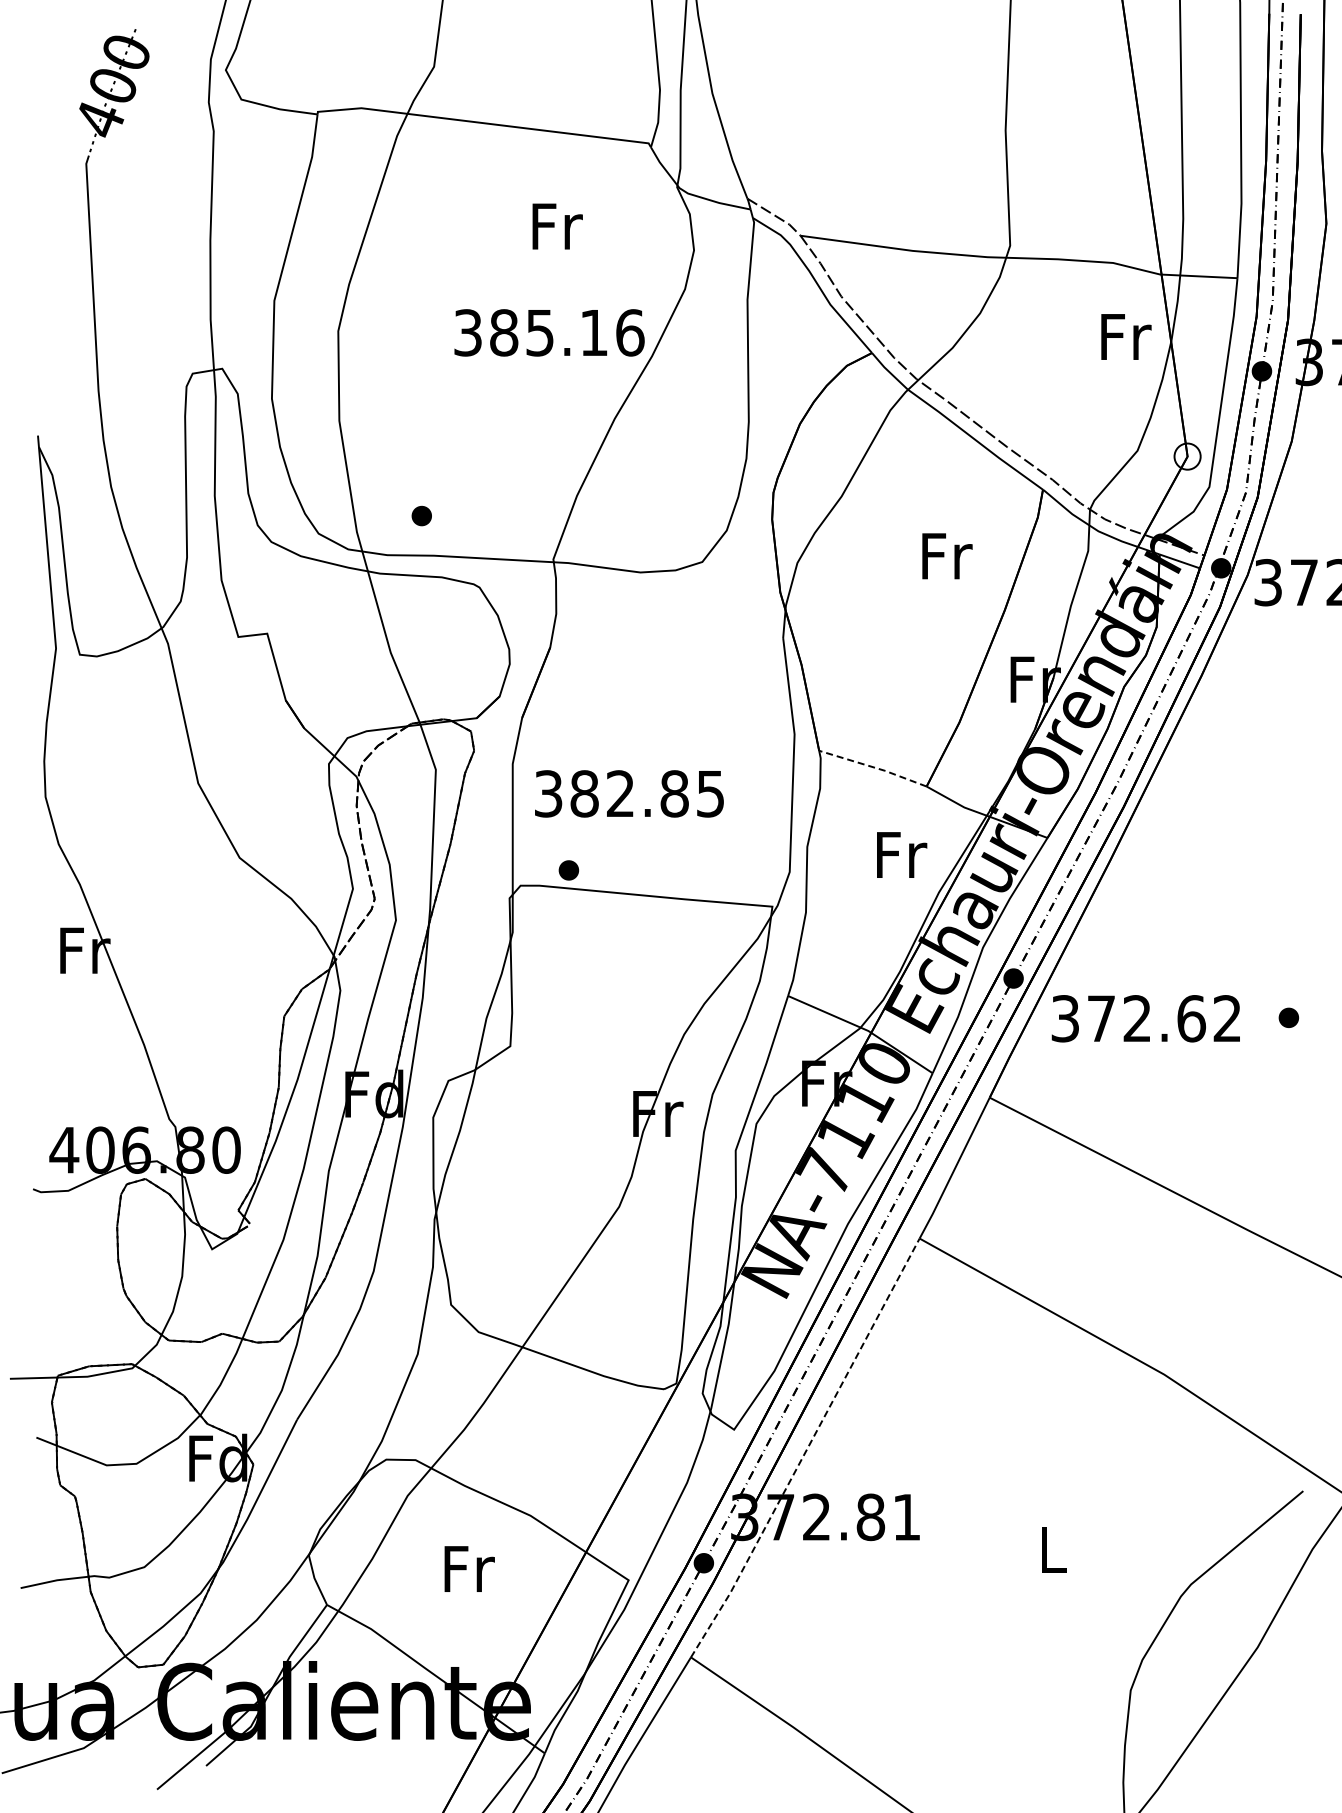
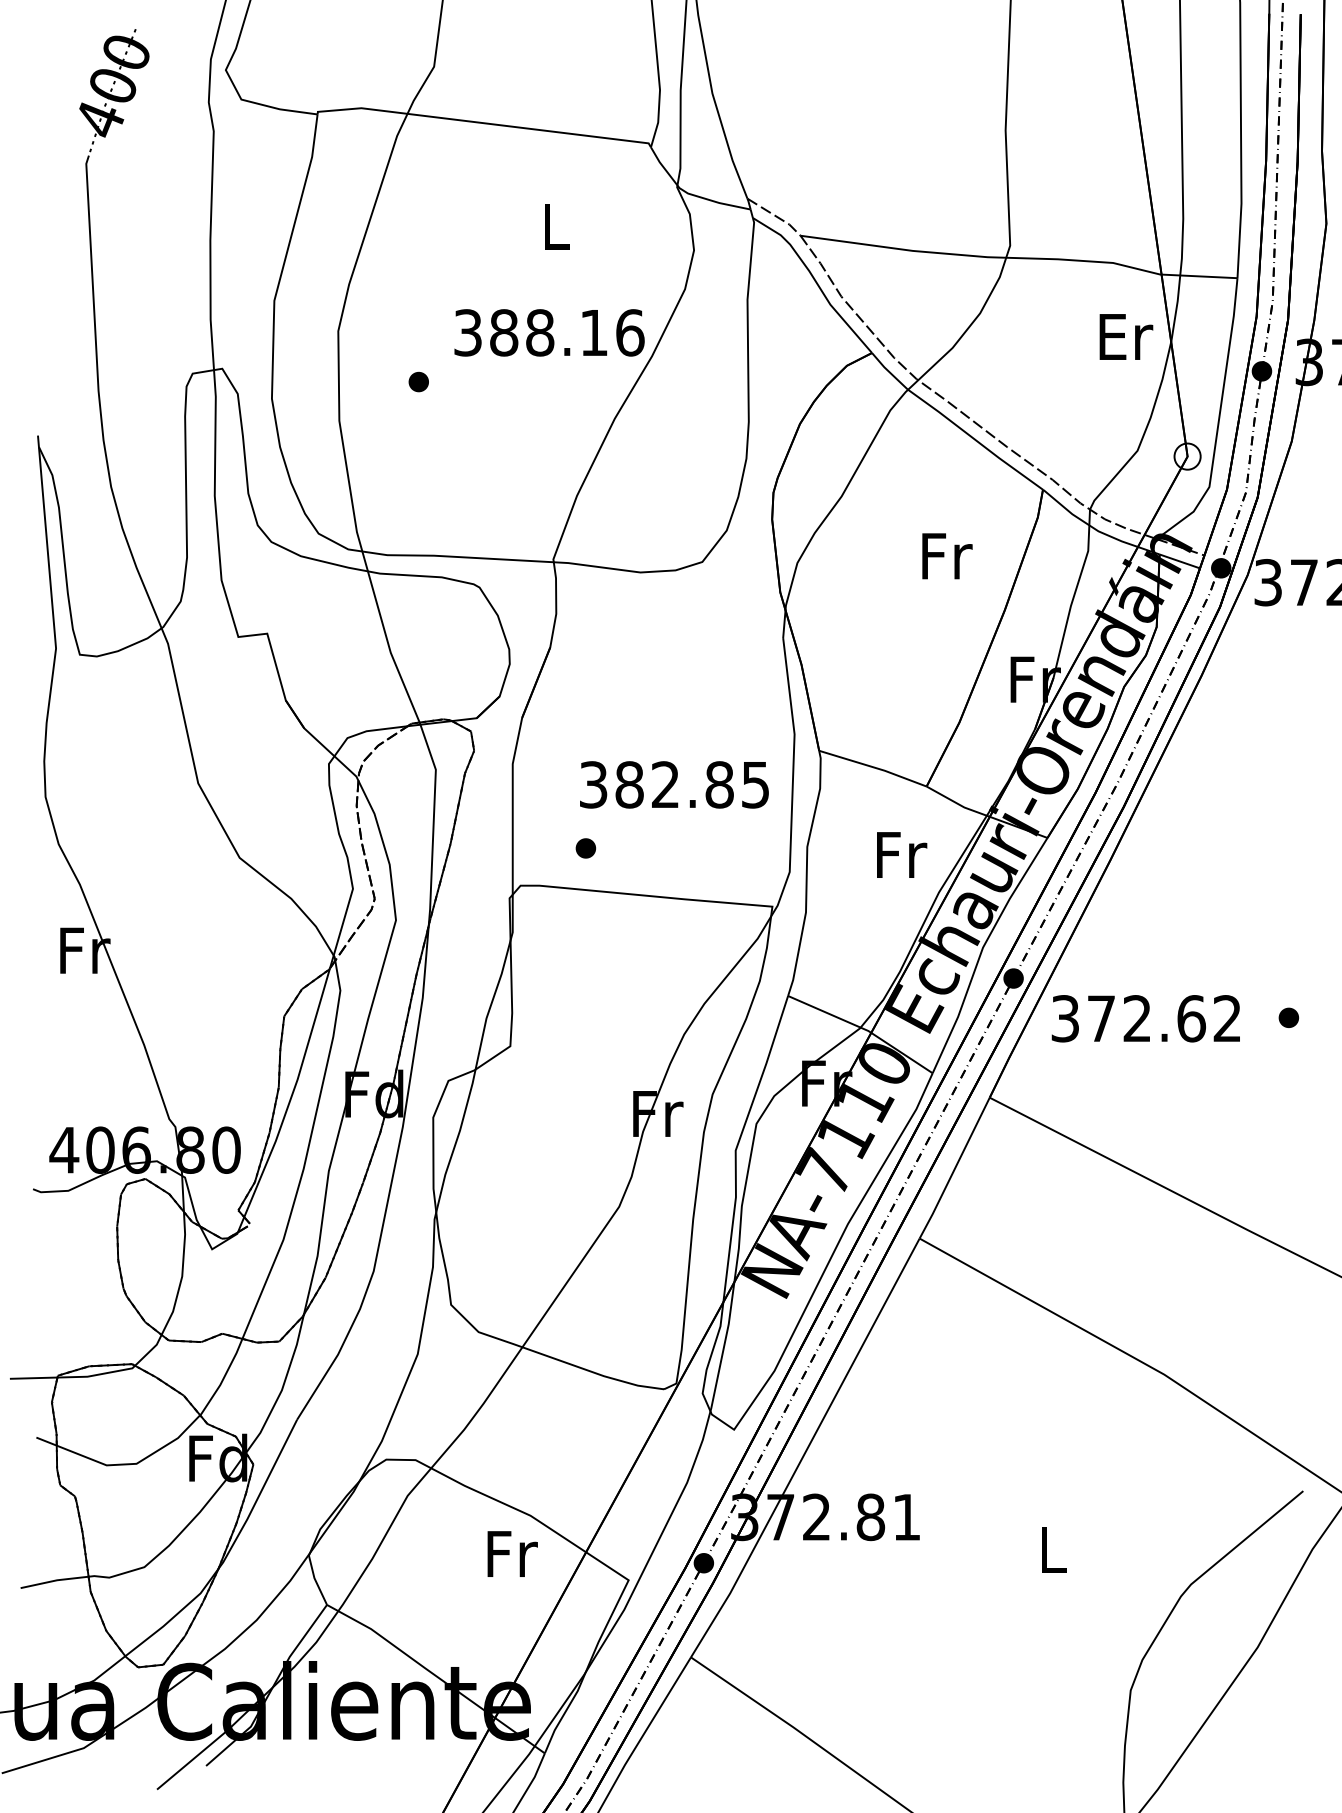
text: Fr -> L (557, 226)
text: 385.16 -> 388.16 (540, 332)
text: Fr -> Er (1126, 336)
part position: (421, 515) -> (418, 381) (418, 381)
line: dashed -> solid (873, 767)
text position: (629, 793) -> (674, 784) (674, 784)
part position: (568, 870) -> (585, 848) (585, 848)
line: dashed -> solid (806, 1449)
text position: (469, 1568) -> (512, 1553) (512, 1553)
